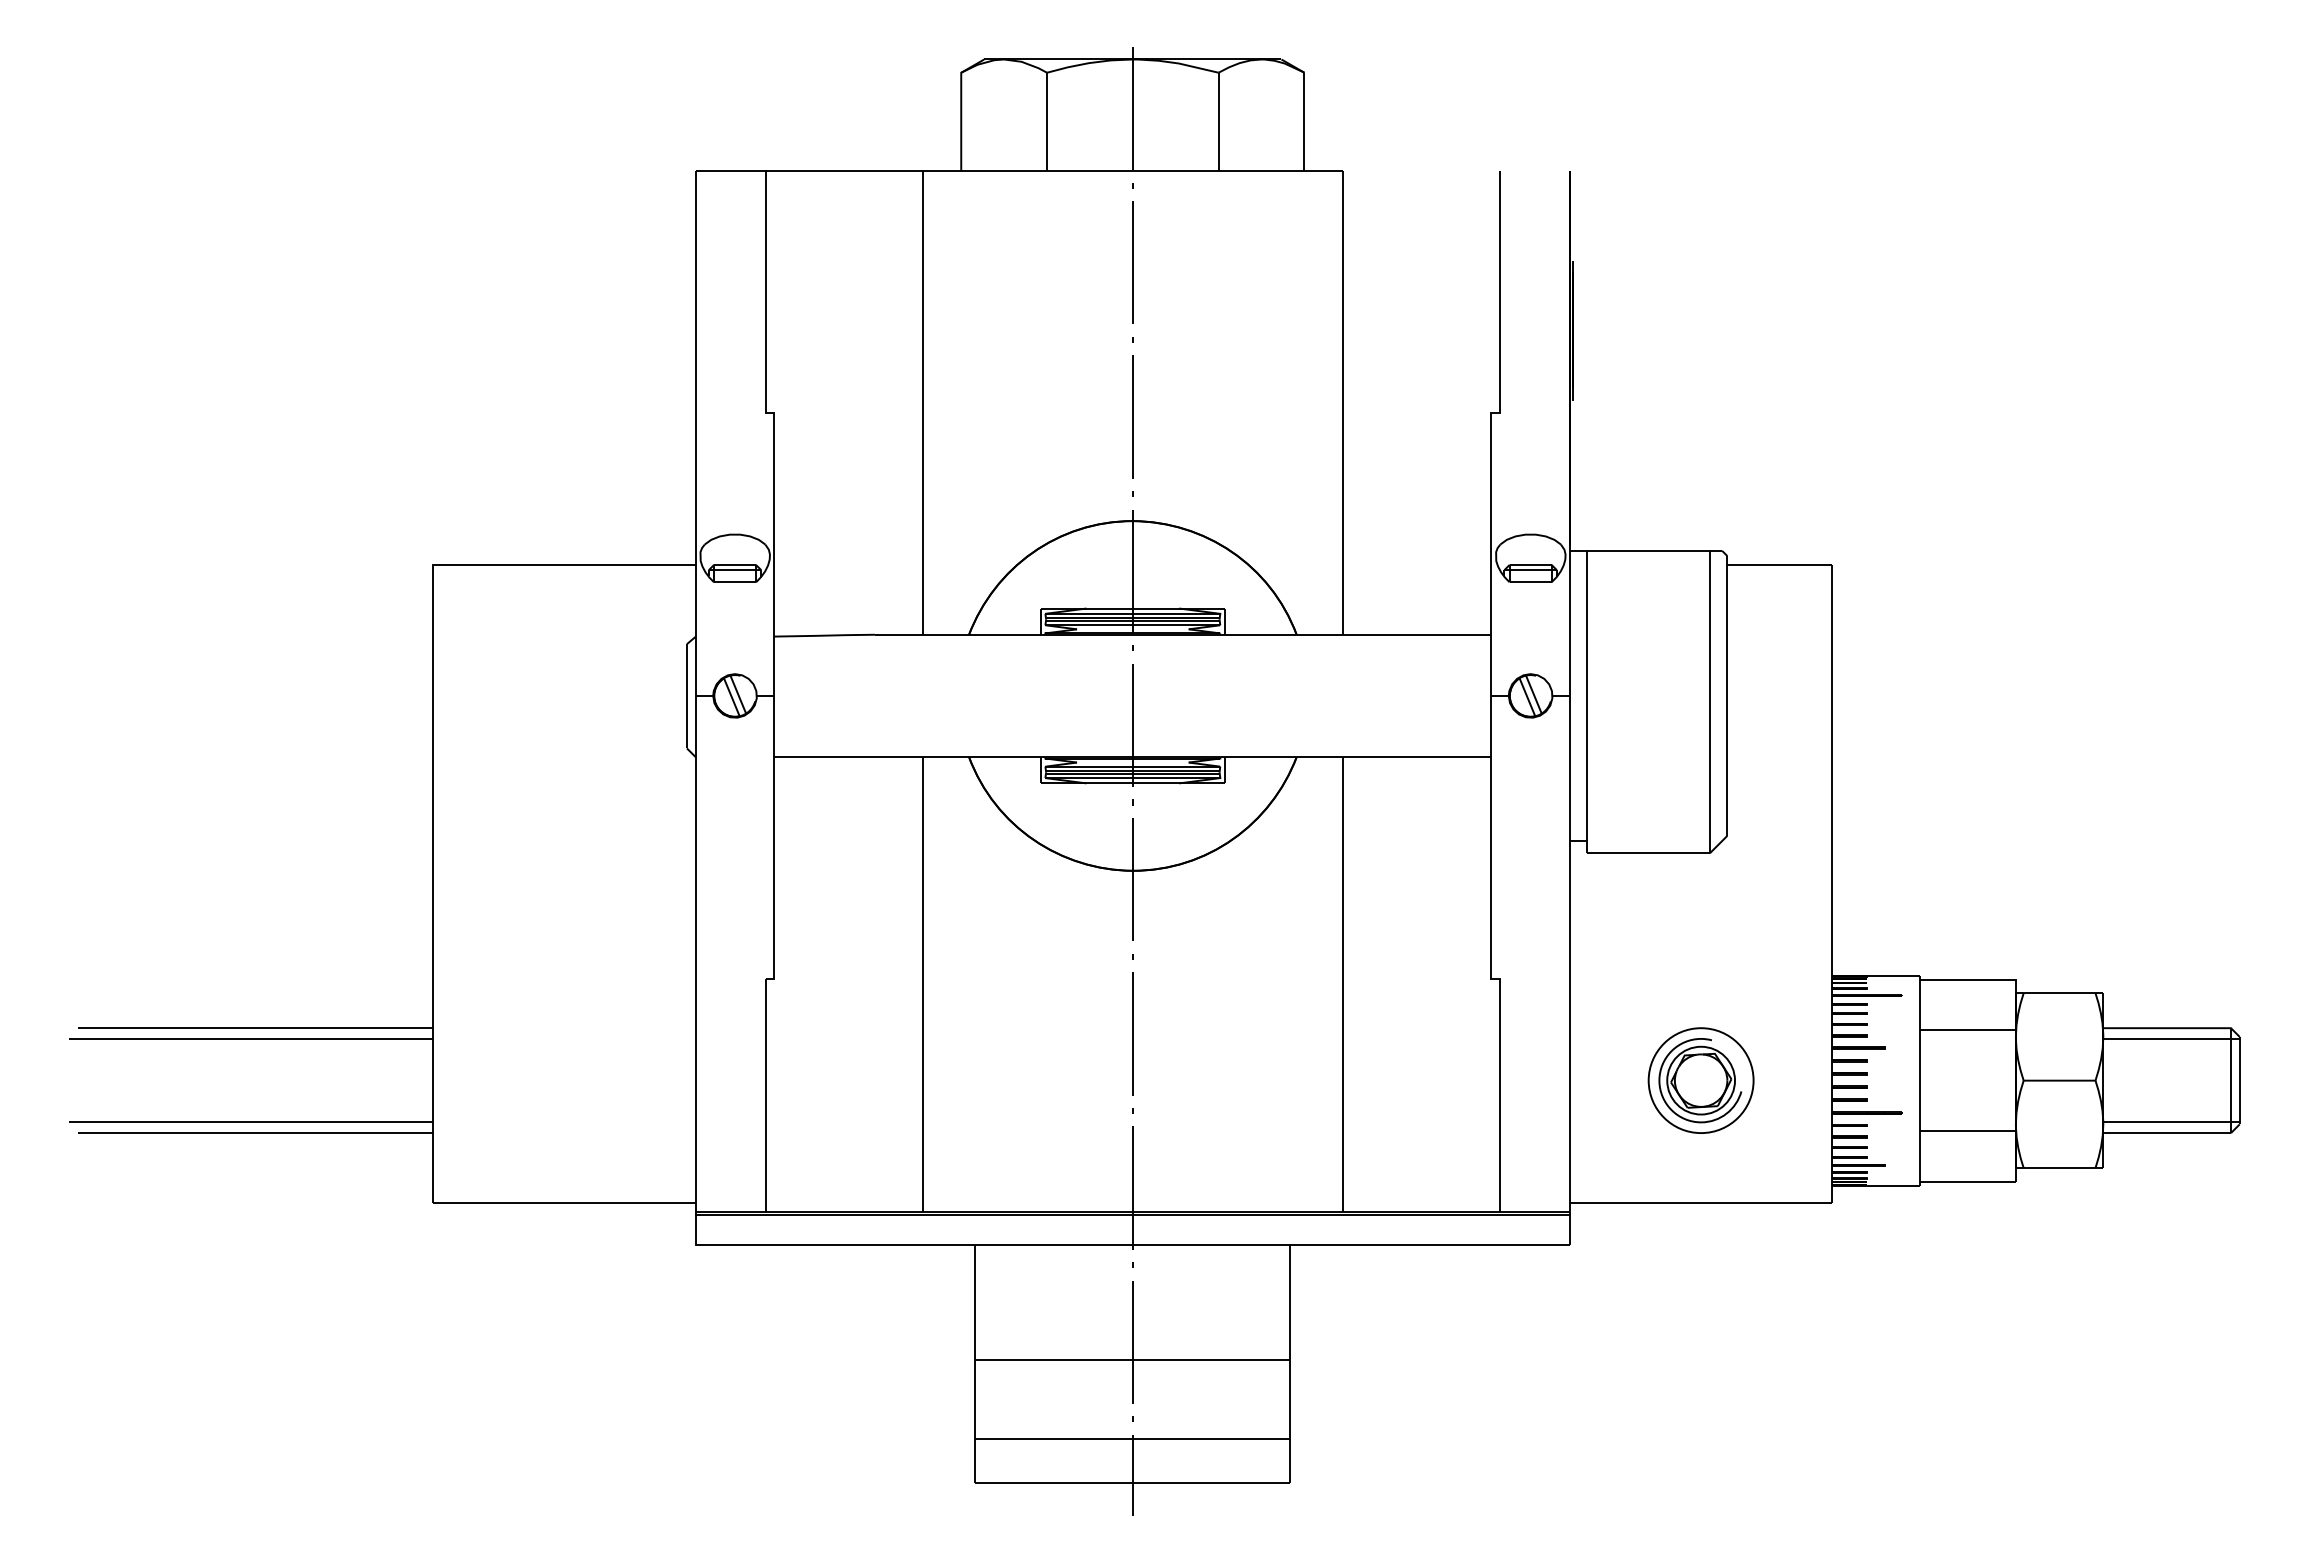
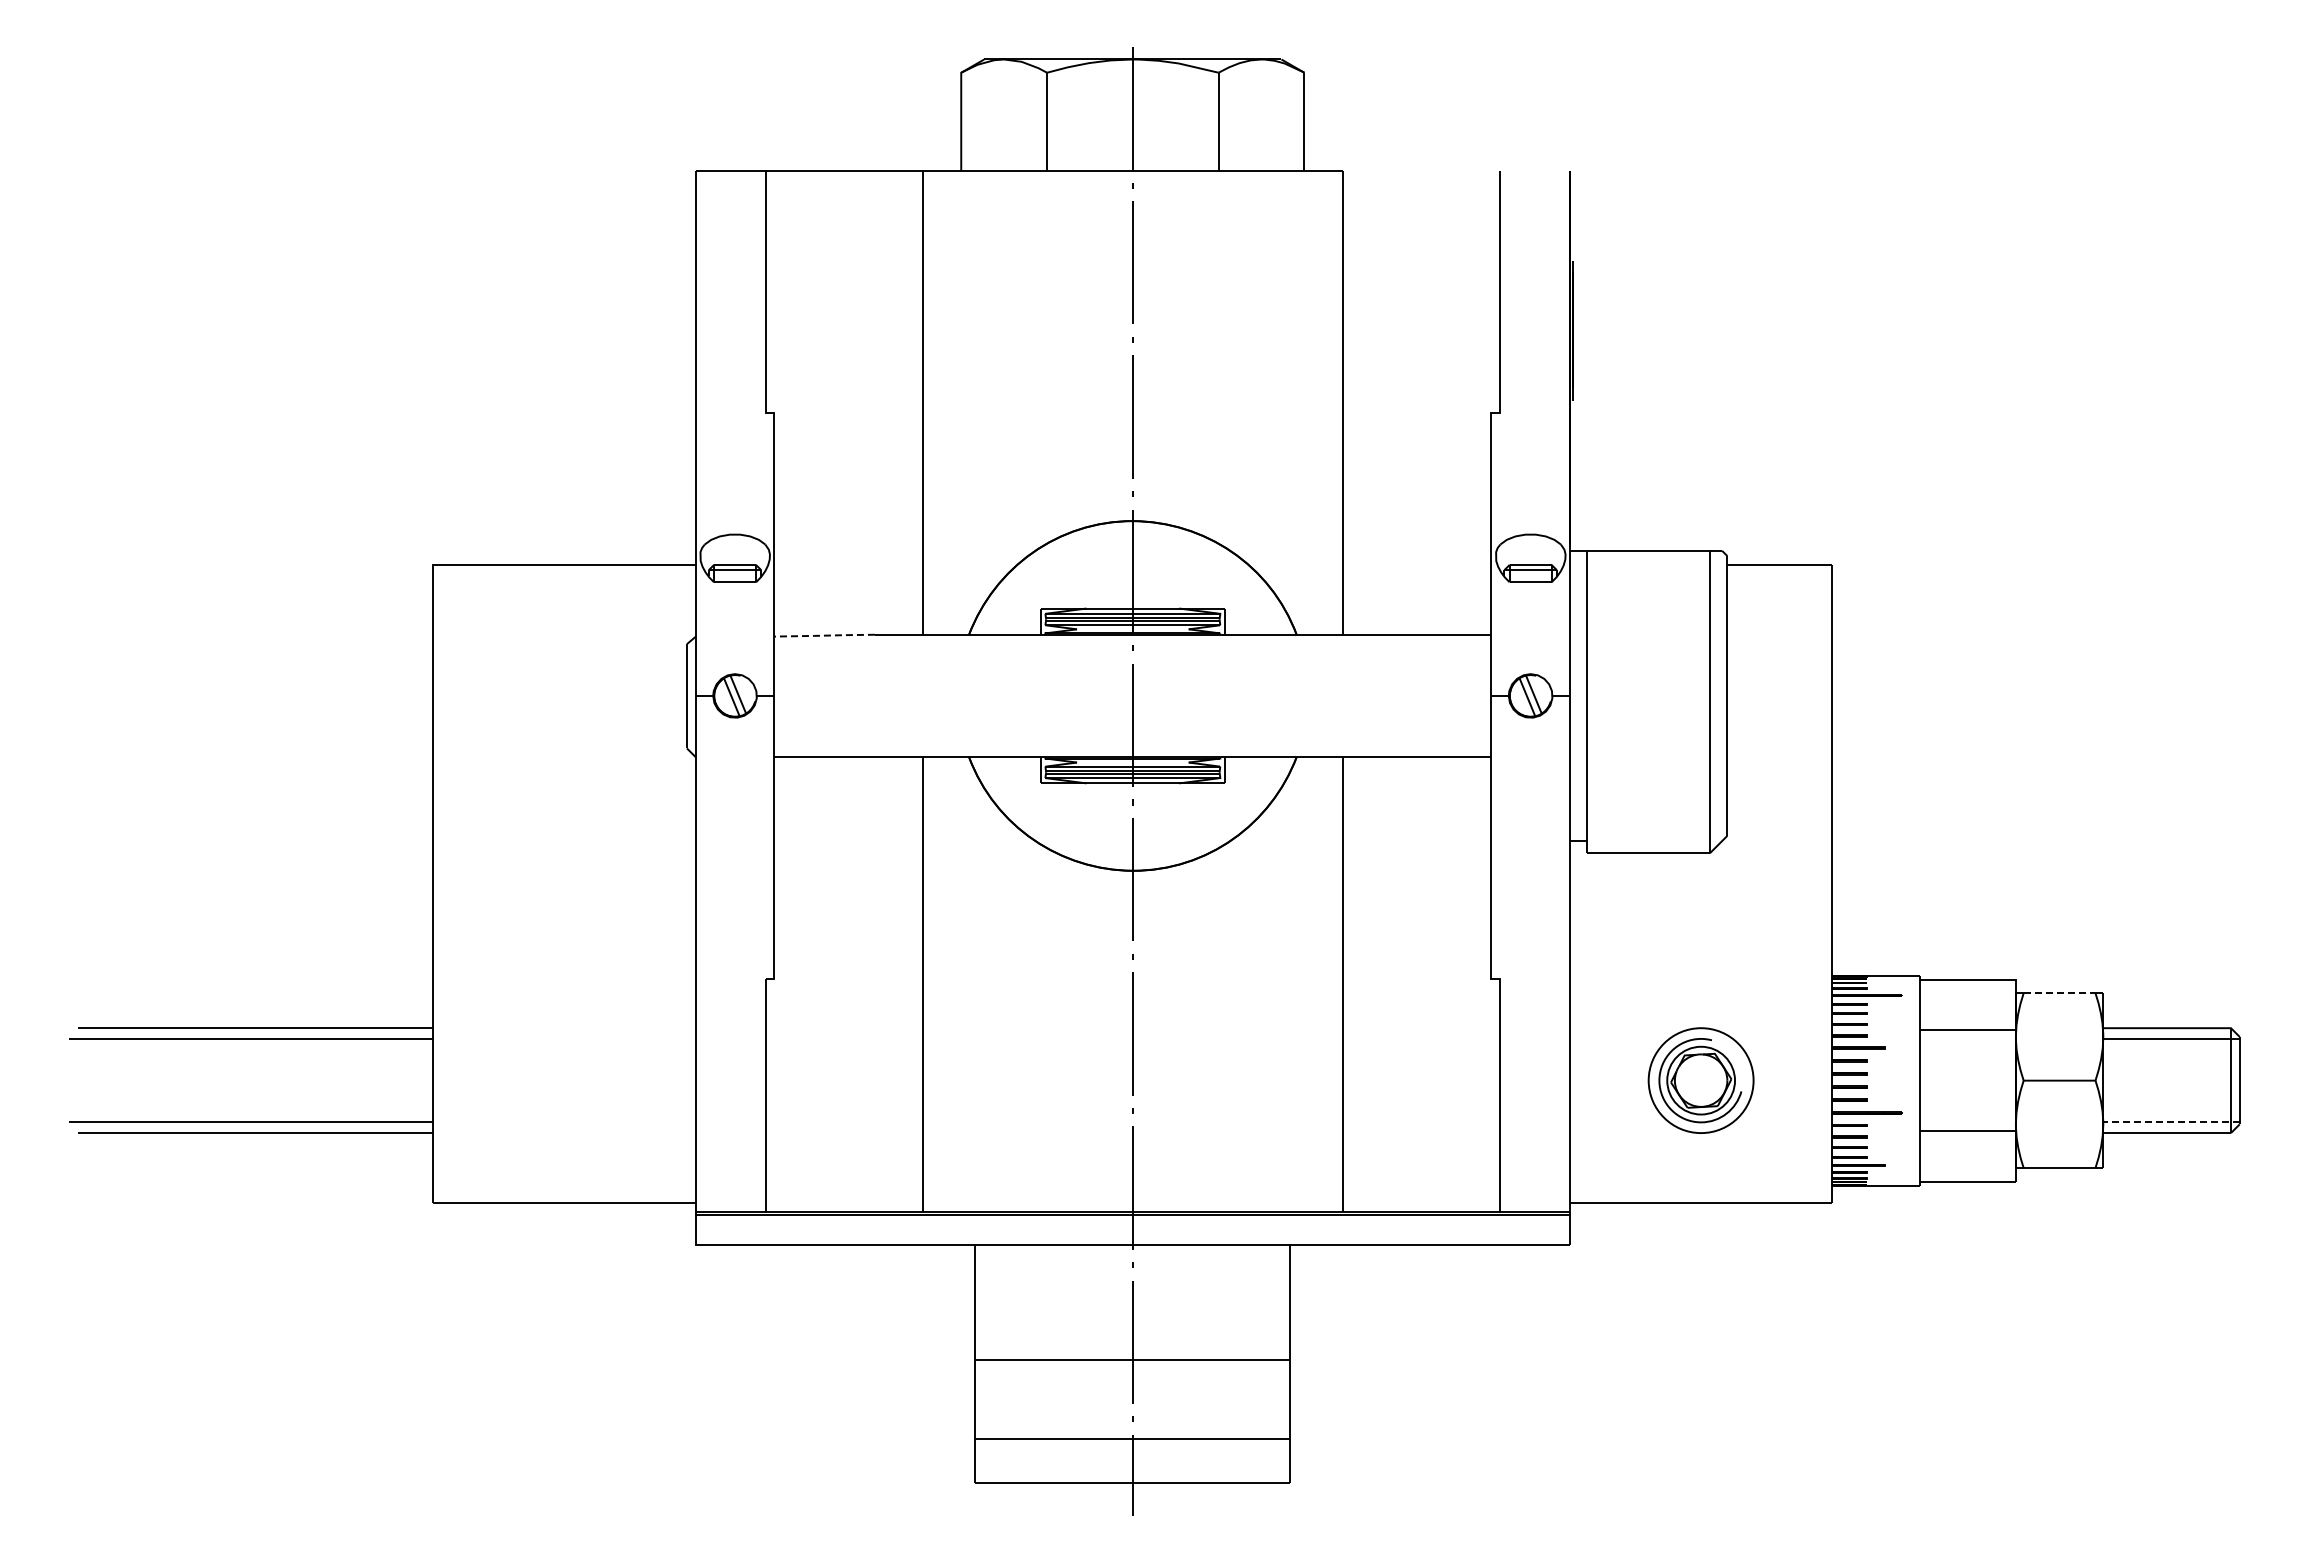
line: solid -> dashed (824, 635)
line: solid -> dashed (2059, 993)
line: solid -> dashed (2171, 1122)
